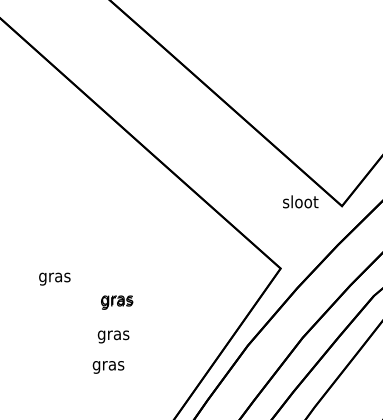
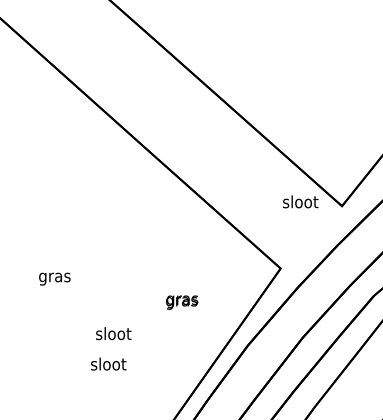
text position: (117, 302) -> (182, 302) (182, 302)
text: gras -> sloot (113, 335)
text: gras -> sloot (108, 365)
